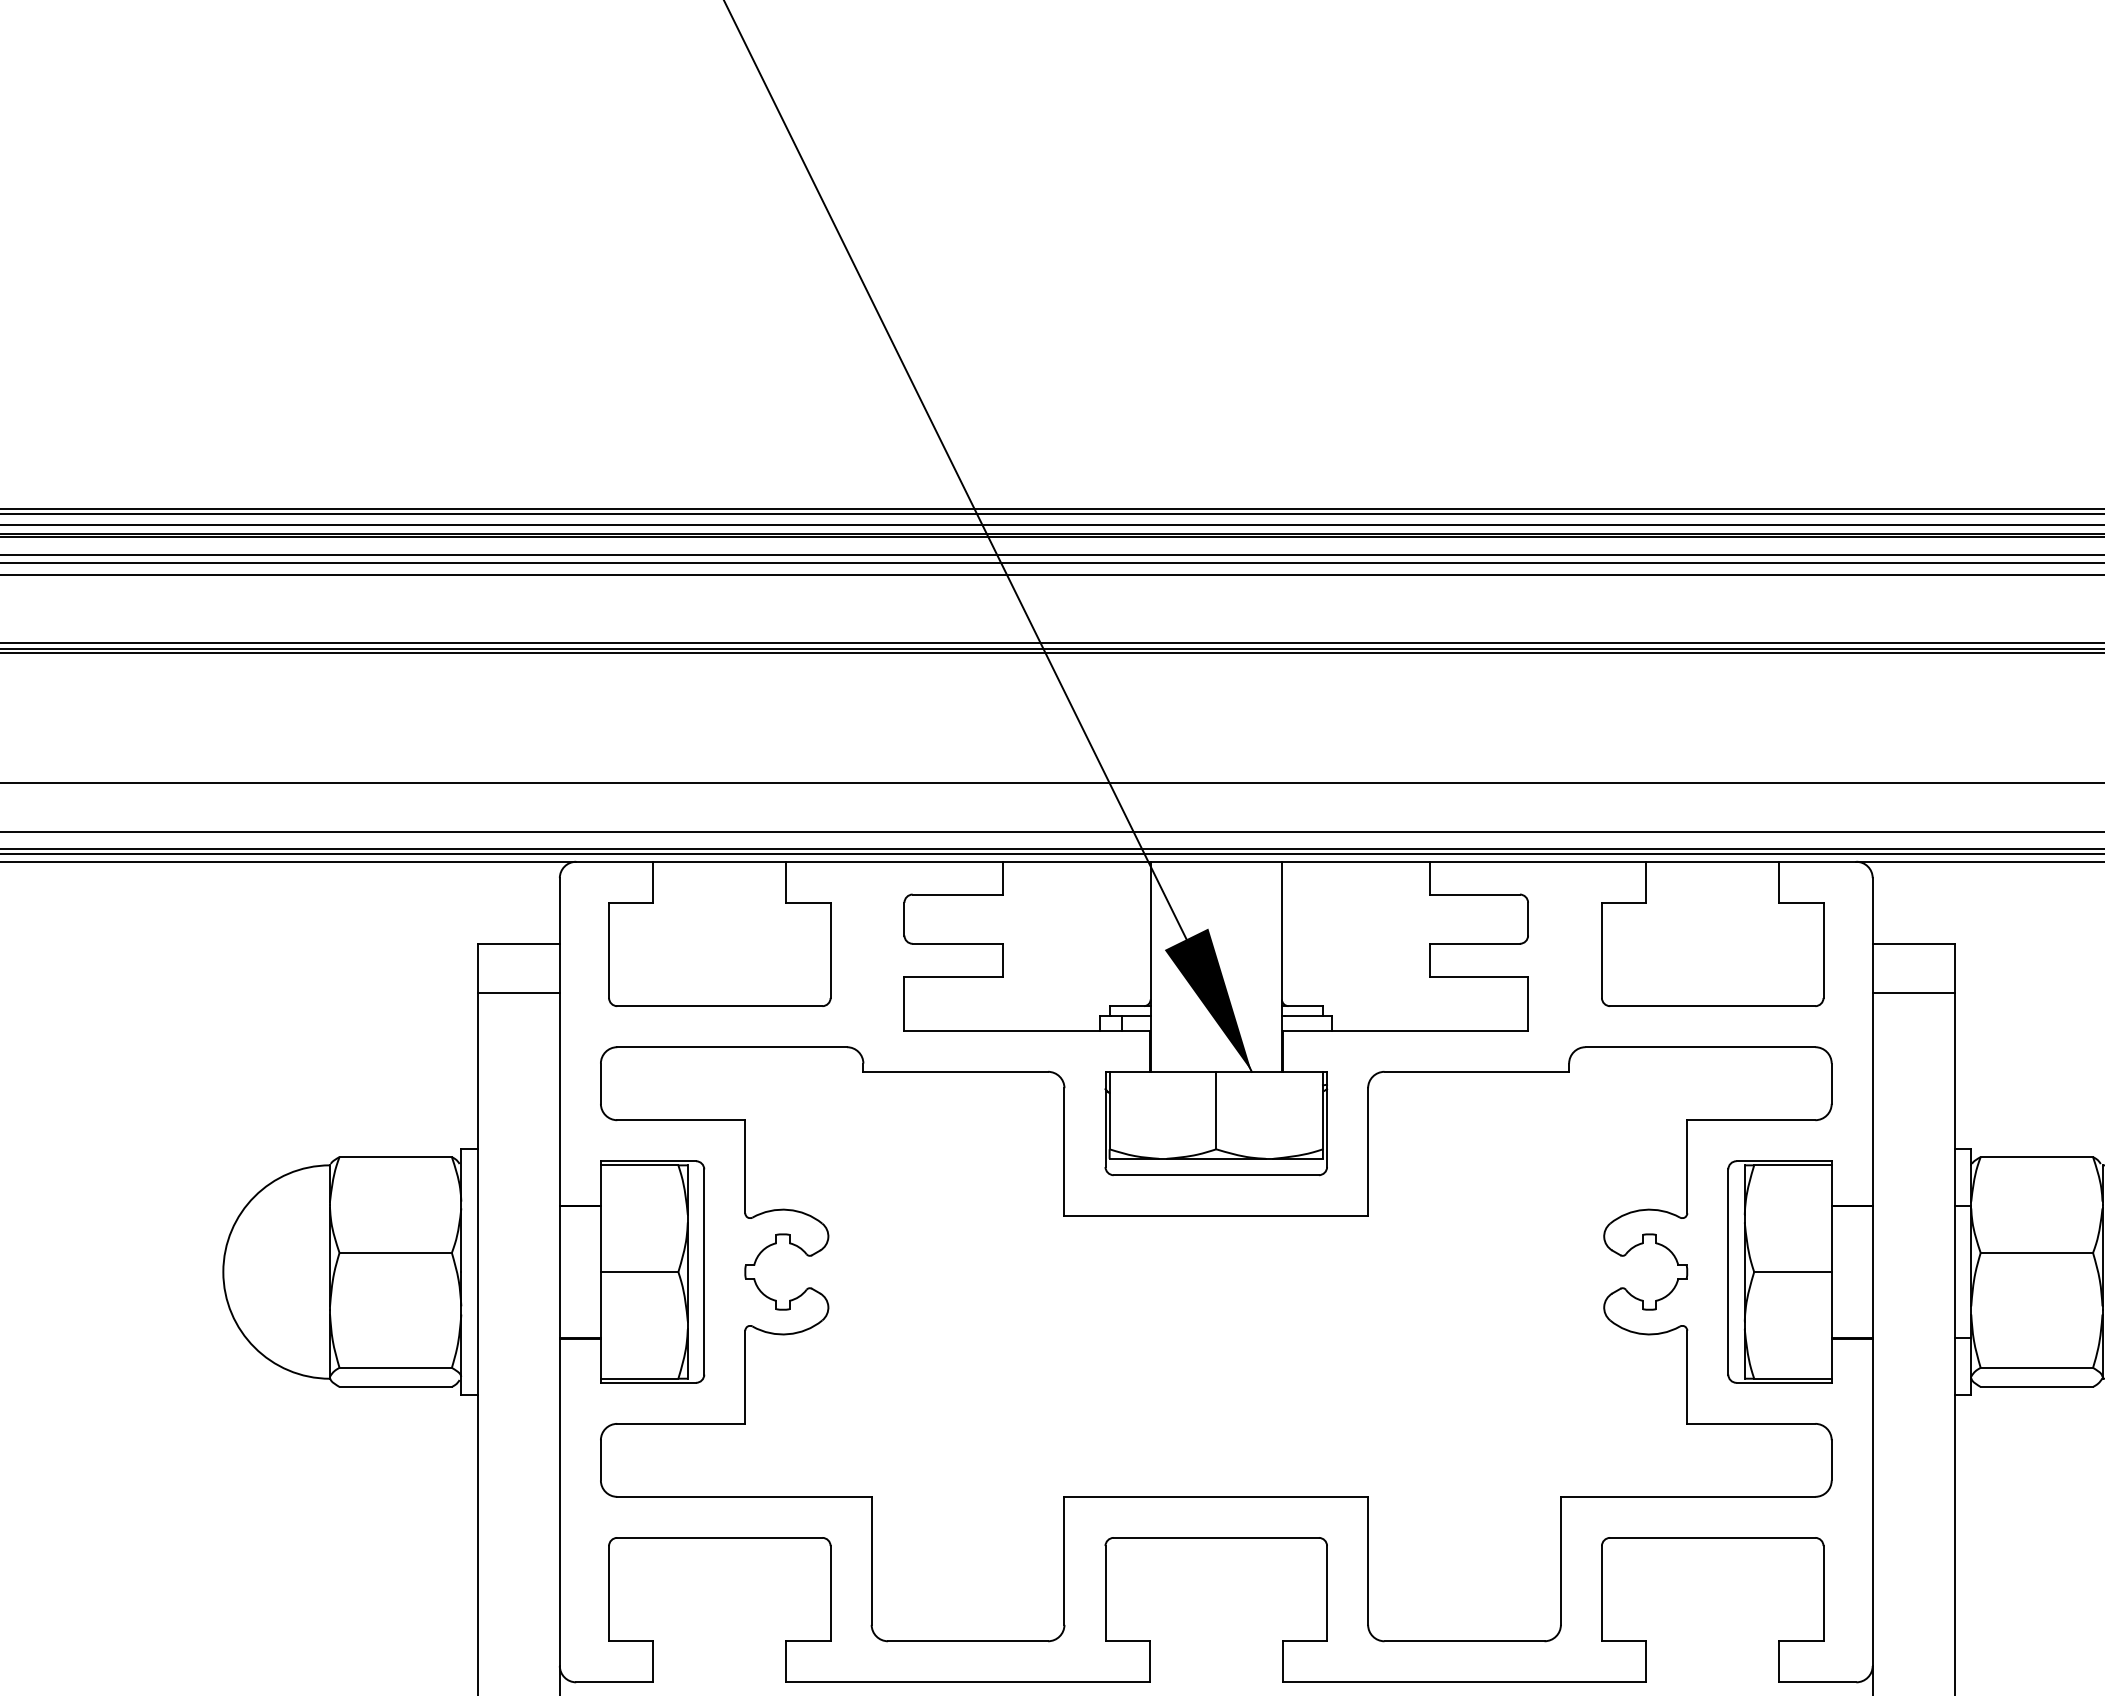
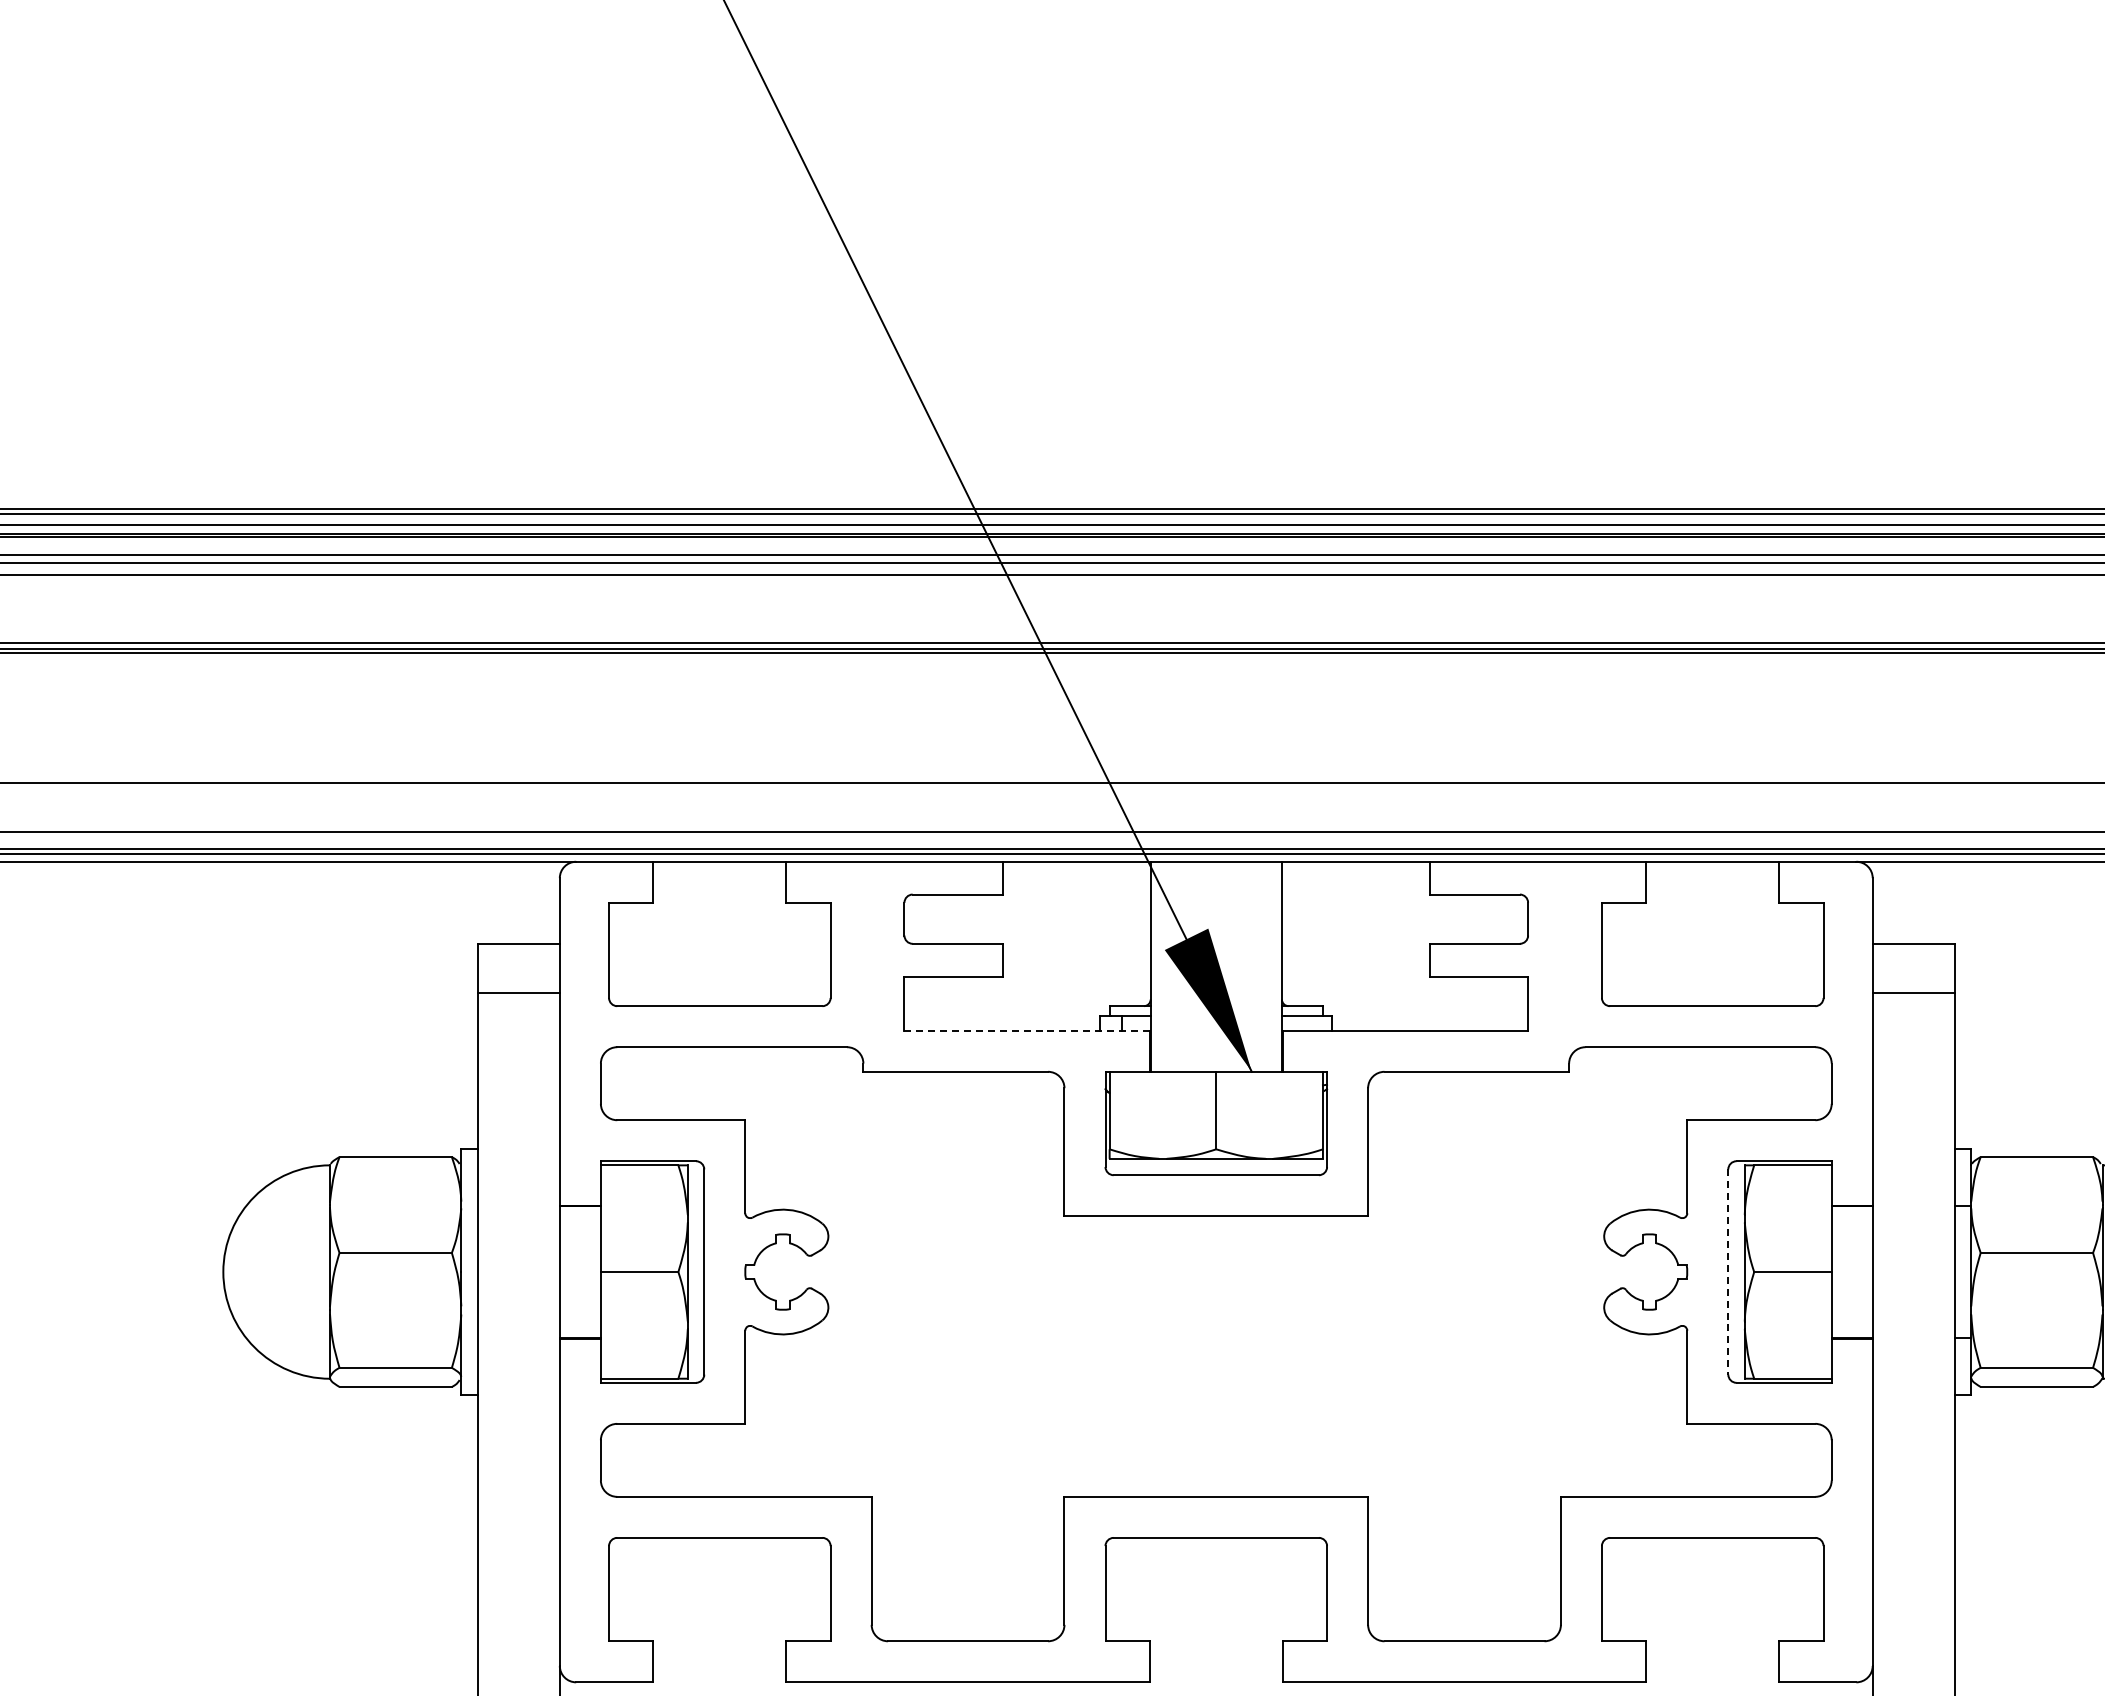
line: solid -> dashed (1027, 1030)
line: solid -> dashed (1728, 1272)
